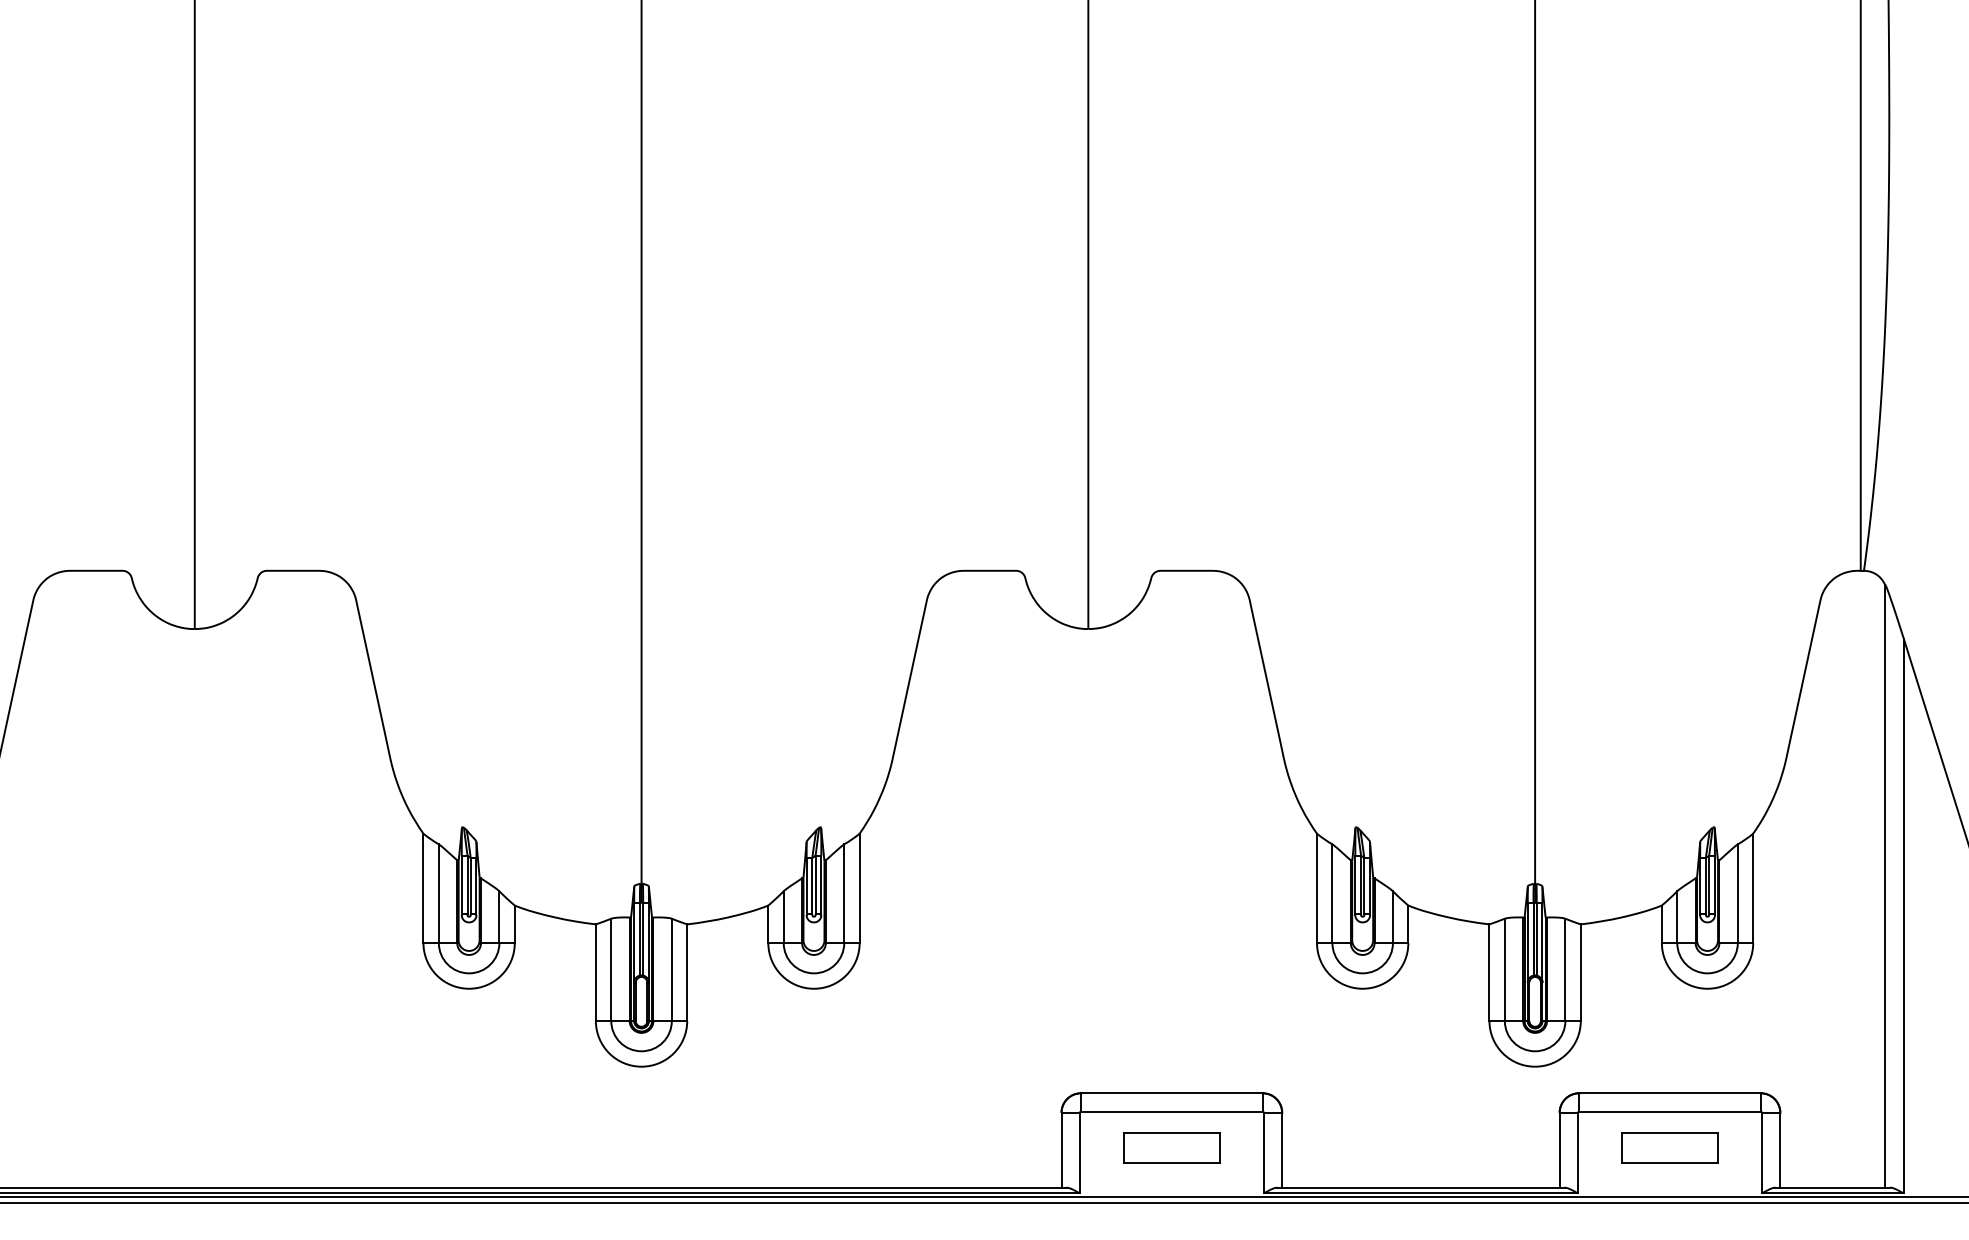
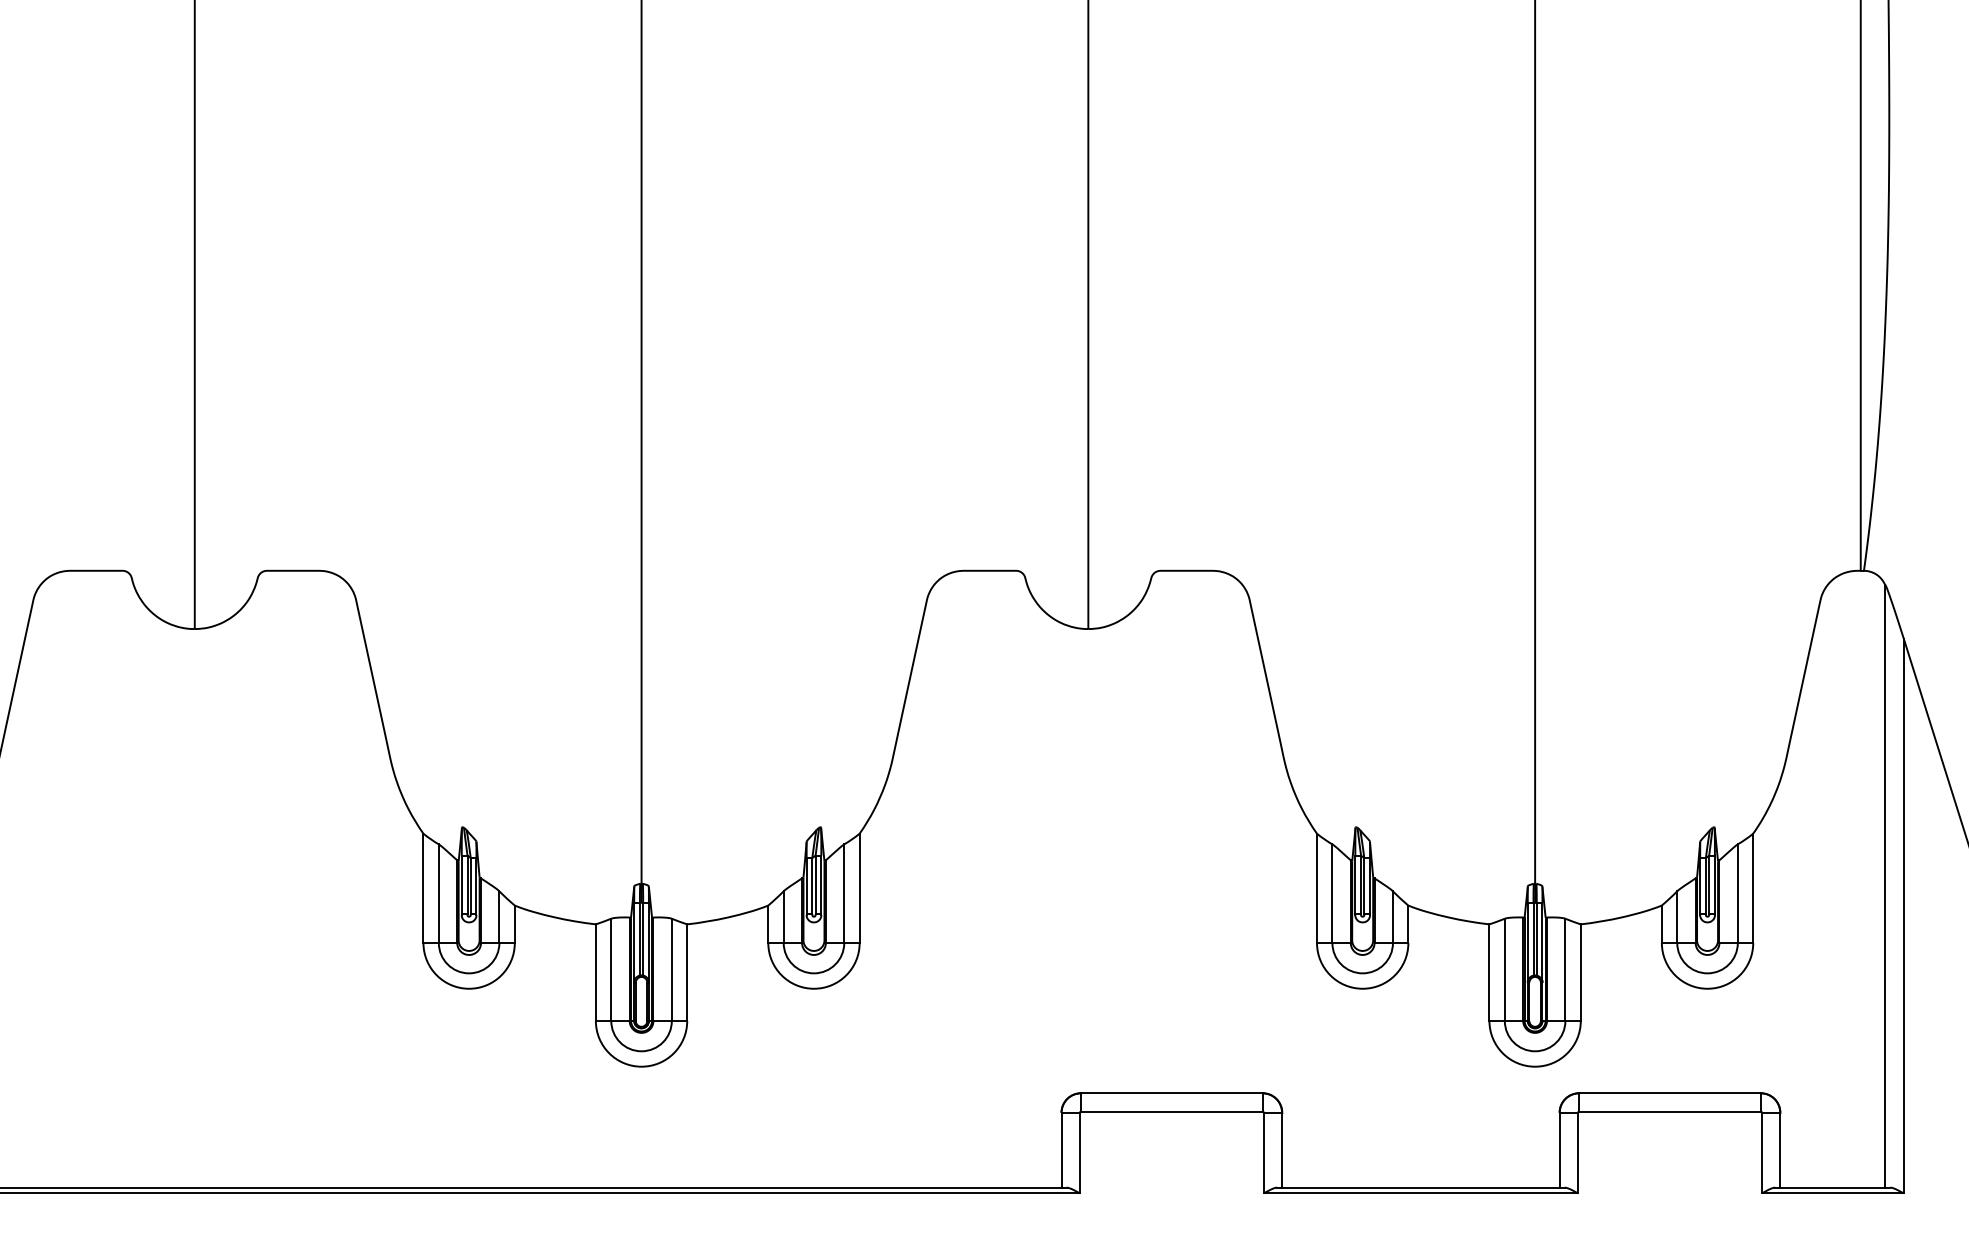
part: present -> none (1171, 1147)
part: present -> none (1669, 1147)
line: present -> none (983, 1197)
line: present -> none (983, 1202)
